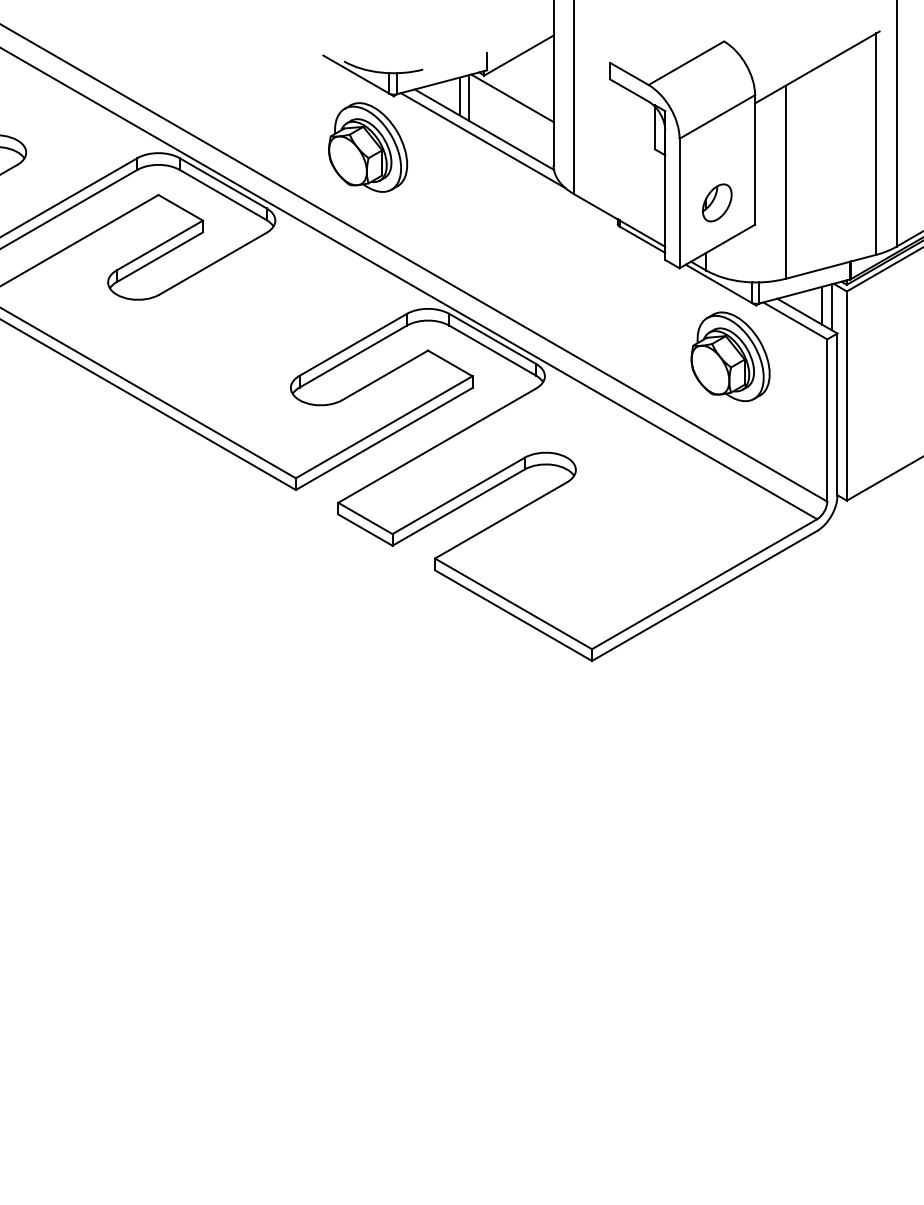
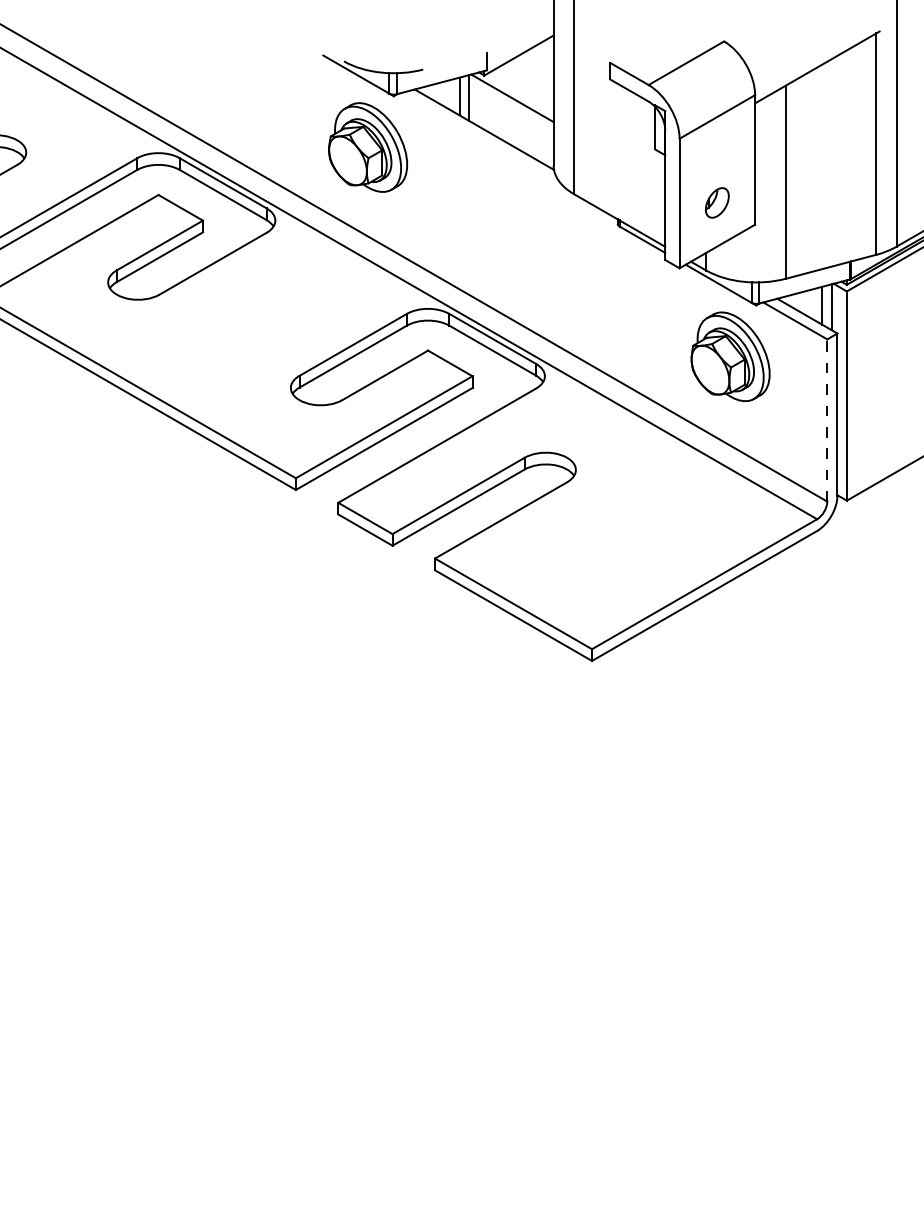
line: present -> none (482, 140)
part size: 31x40 px -> 25x32 px (717, 202)
line: solid -> dashed (827, 420)
